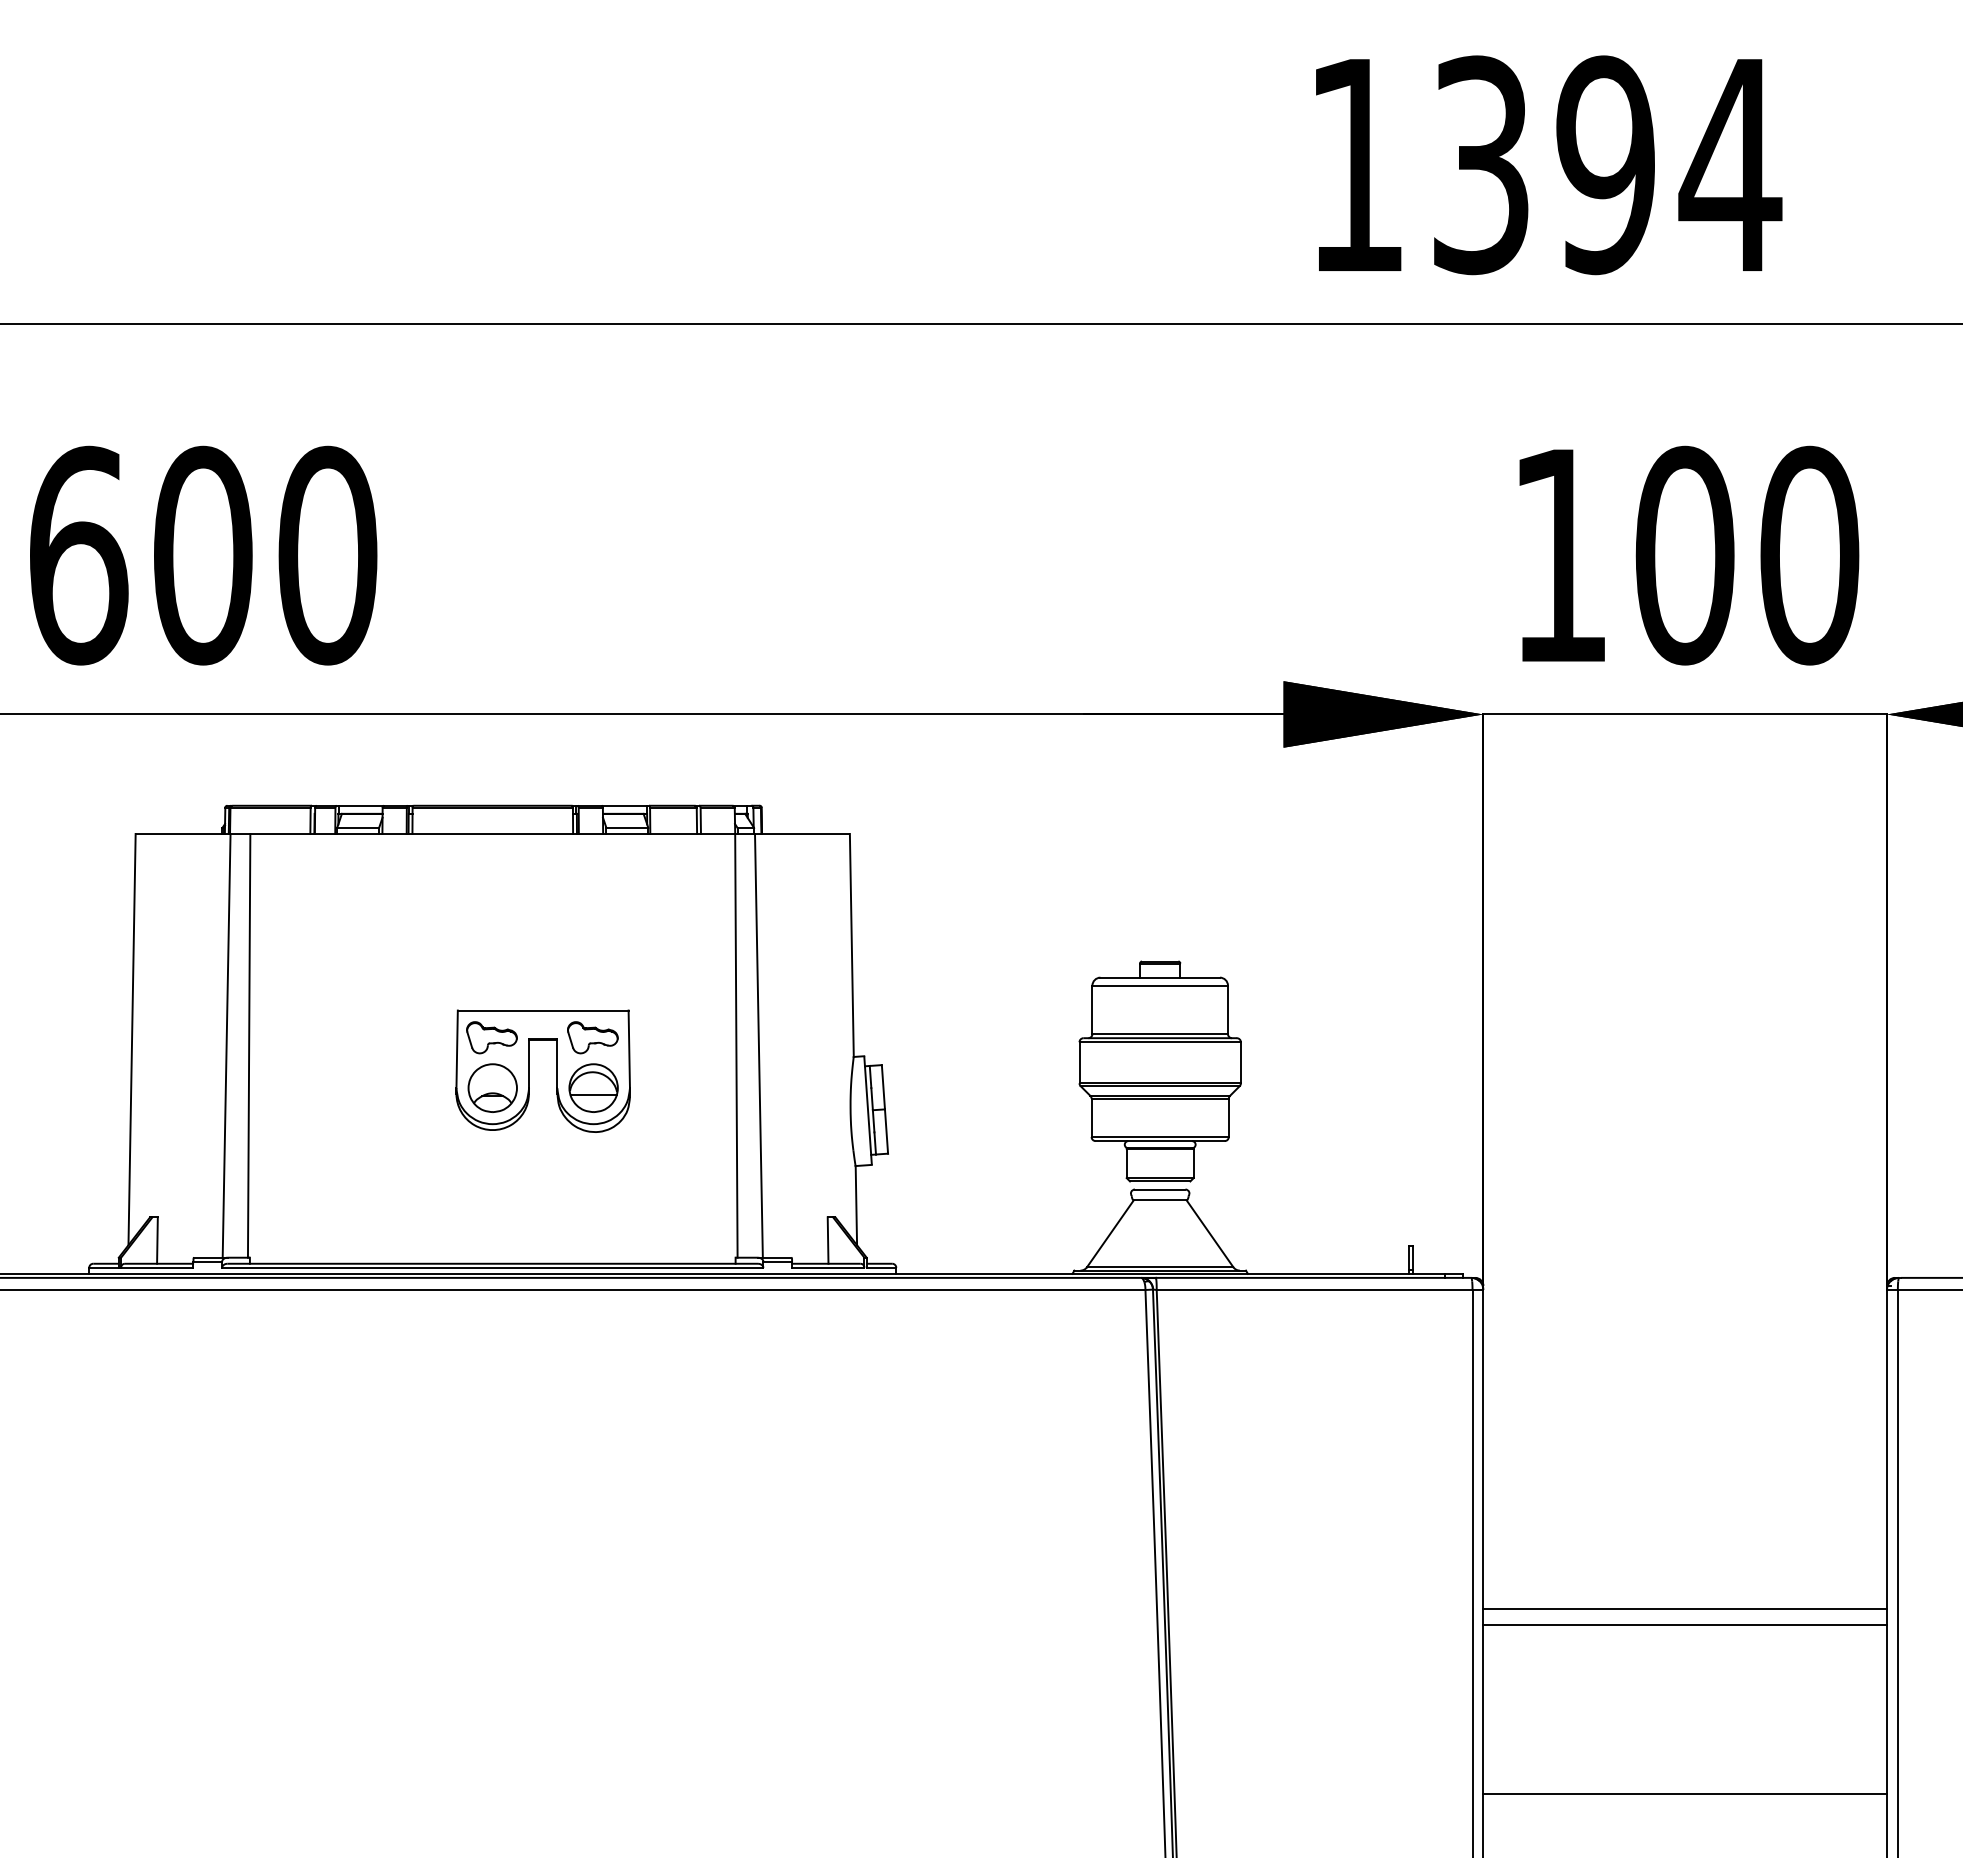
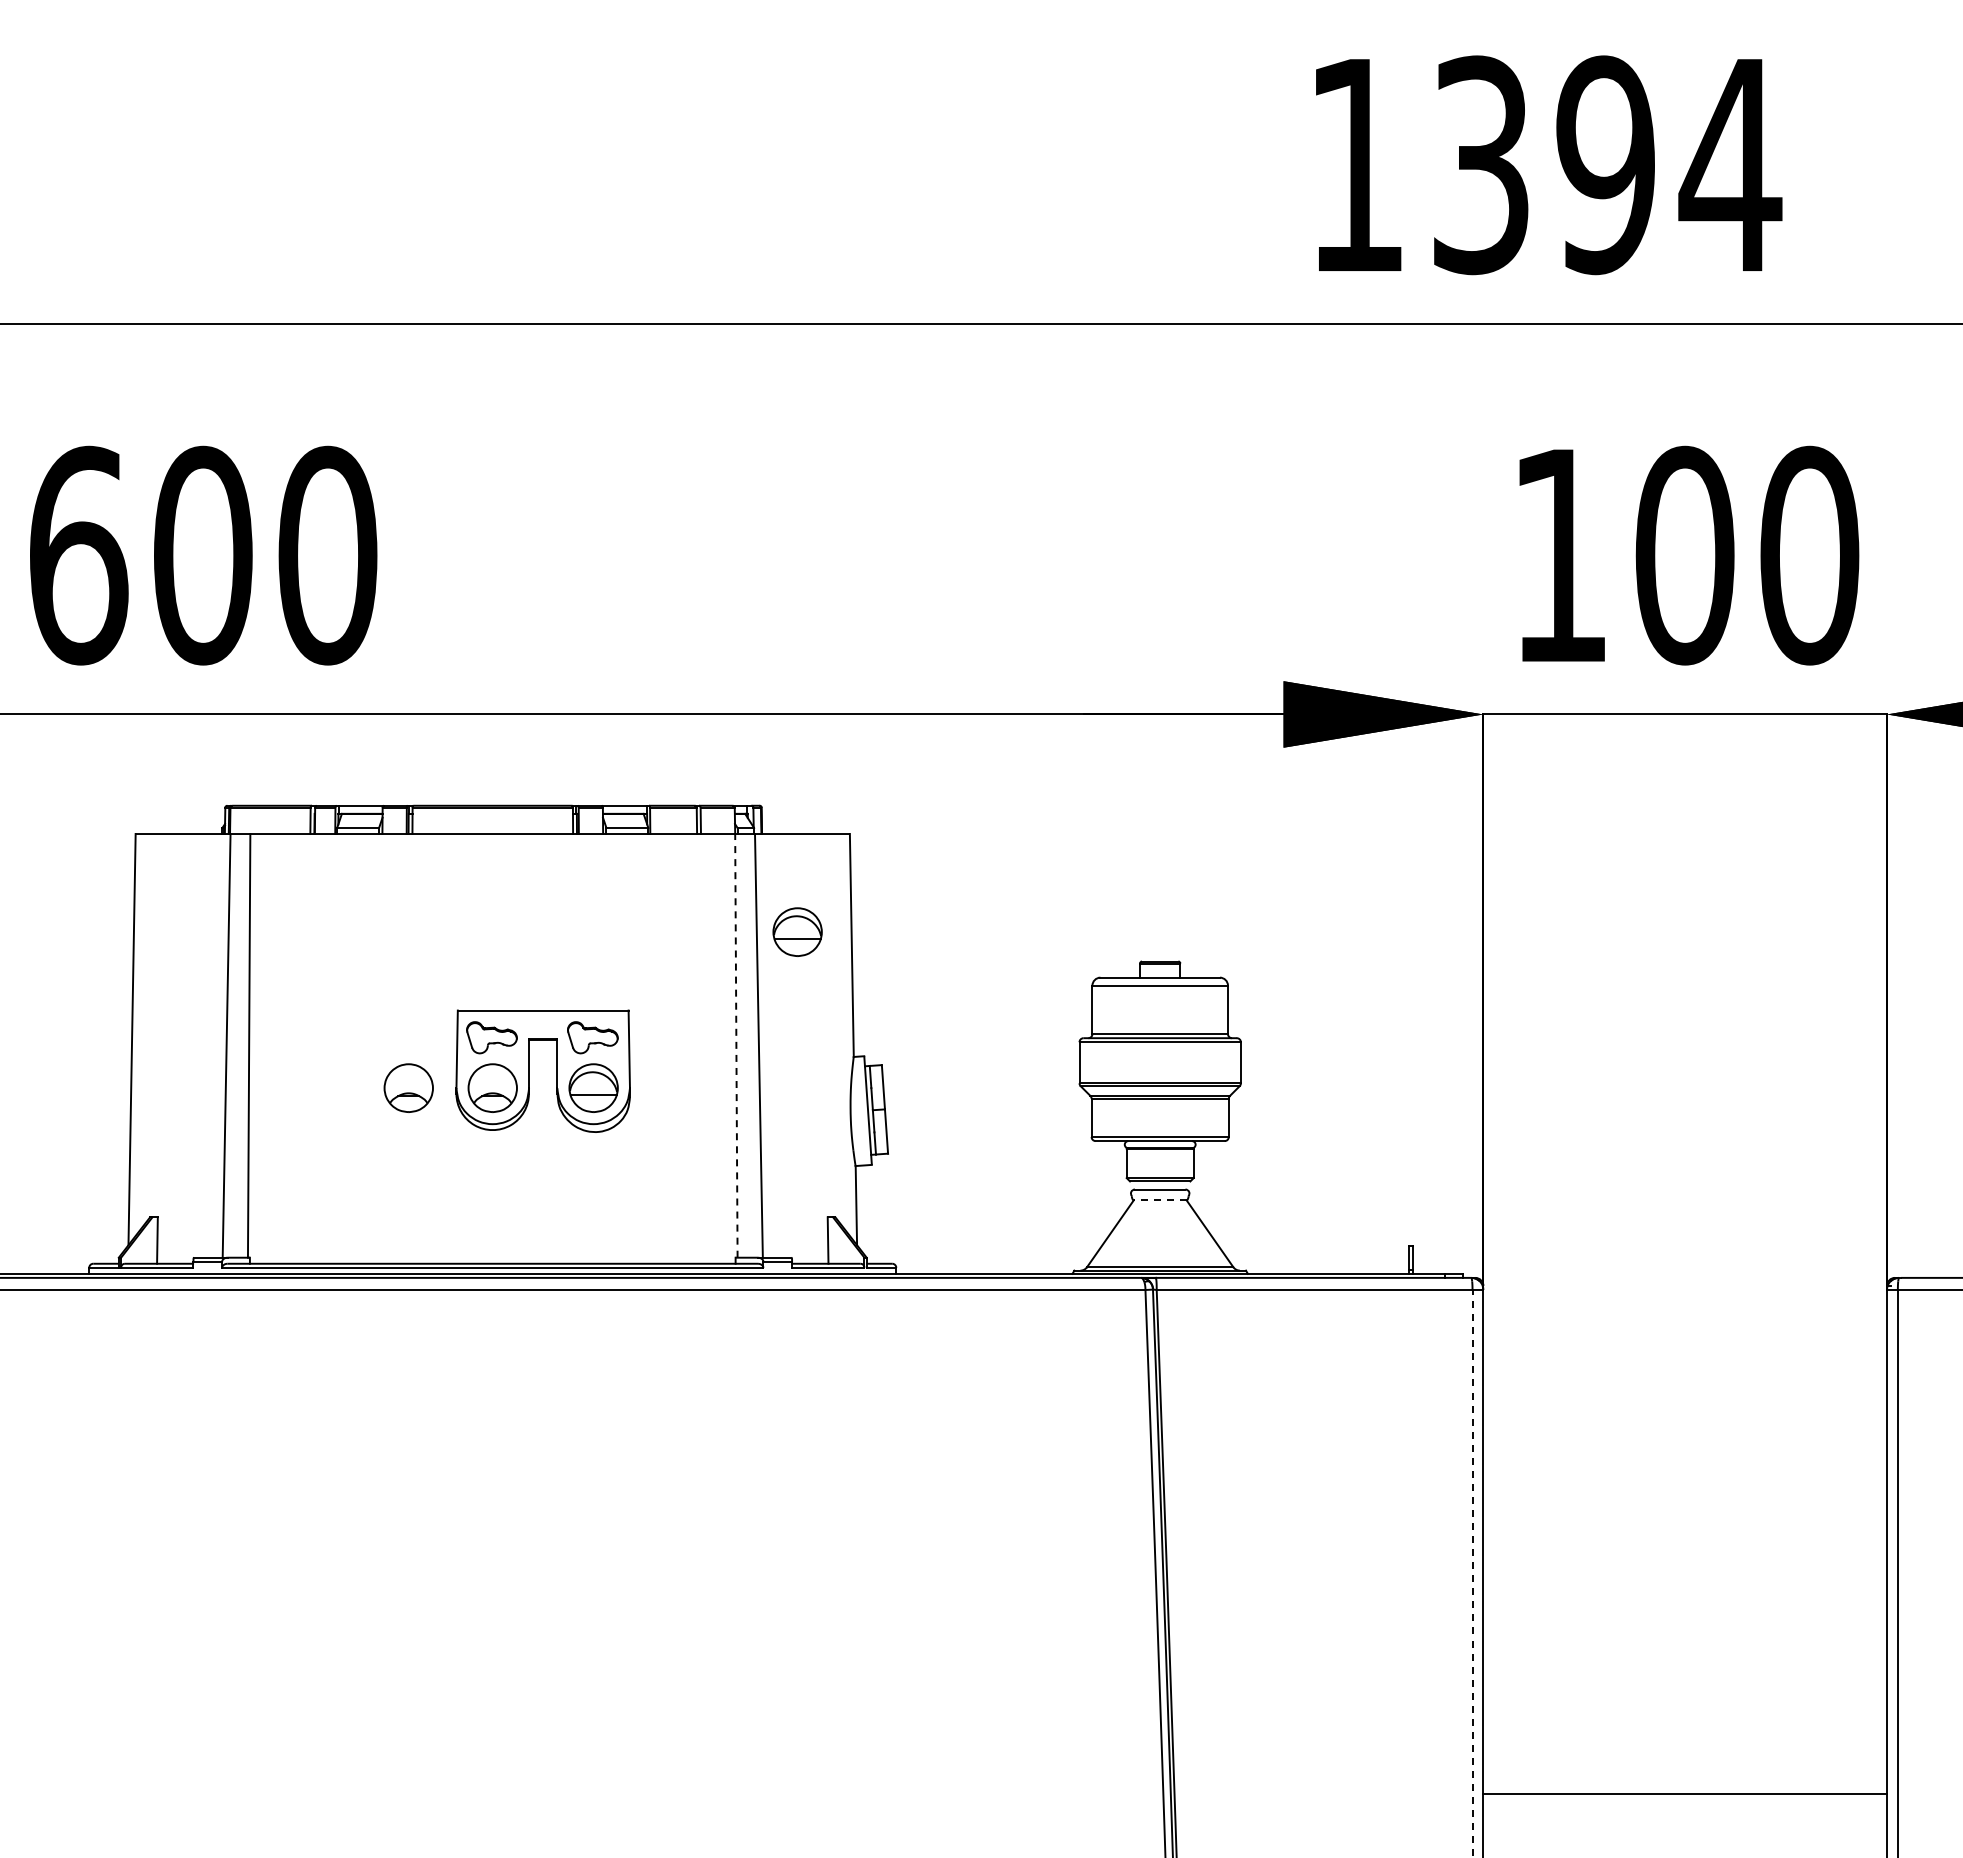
part: none -> present (797, 931)
line: solid -> dashed (736, 1045)
part: none -> present (408, 1087)
line: solid -> dashed (1160, 1200)
line: solid -> dashed (1472, 1573)
line: present -> none (1684, 1608)
line: present -> none (1684, 1624)
